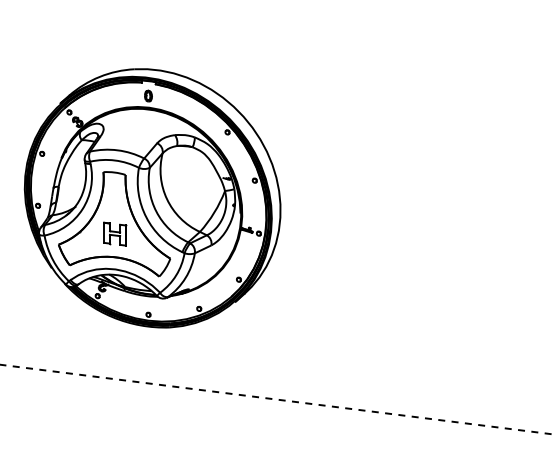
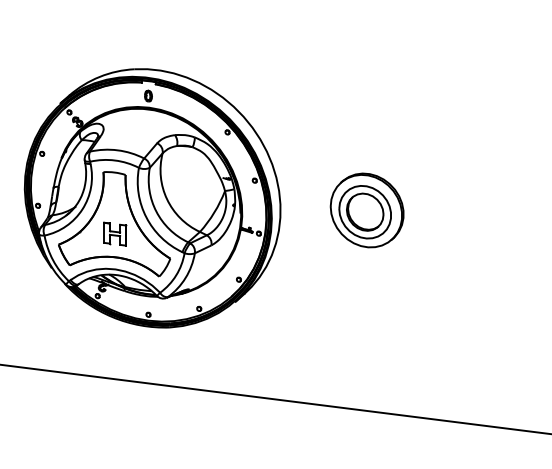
part: none -> present (366, 210)
line: dashed -> solid (276, 399)
